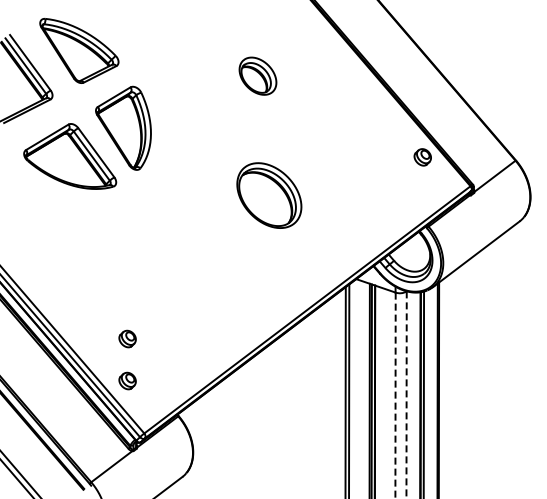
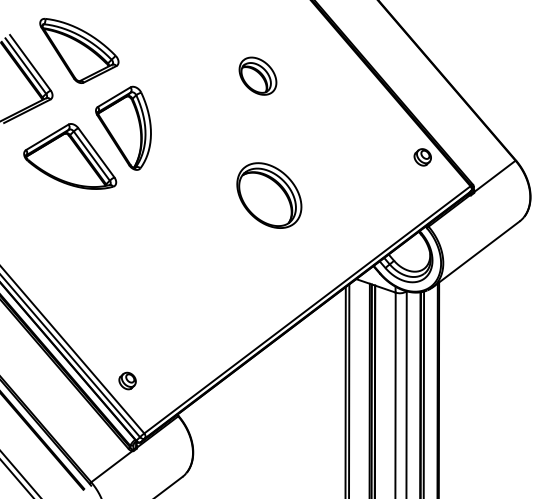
part: present -> none (127, 338)
line: dashed -> solid (395, 395)
line: dashed -> solid (406, 395)
